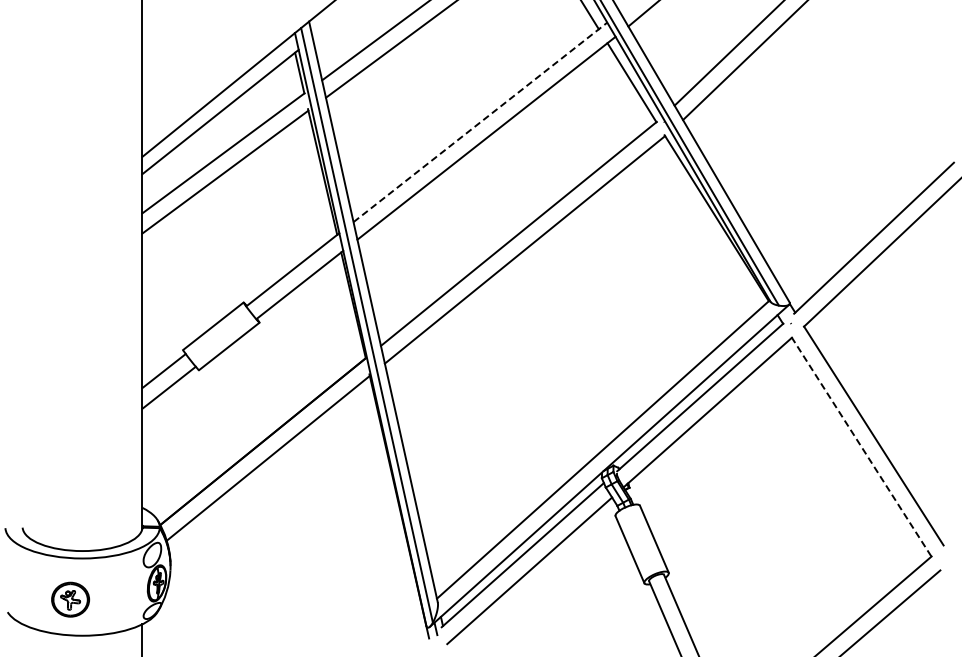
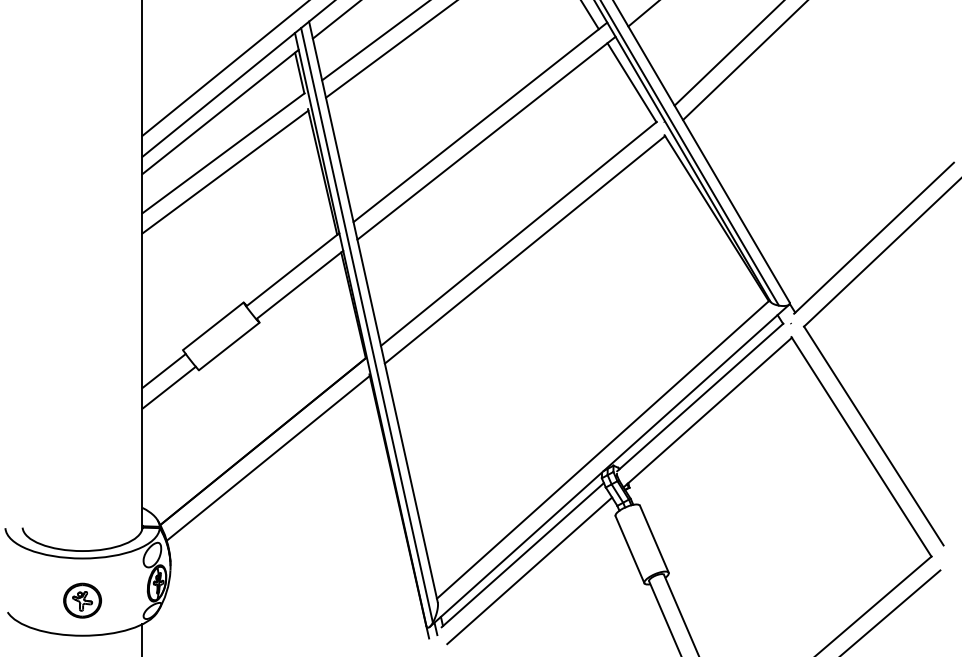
line: none -> present (335, 20)
line: none -> present (224, 68)
line: dashed -> solid (480, 122)
line: dashed -> solid (861, 447)
part position: (70, 599) -> (82, 600) (82, 600)
